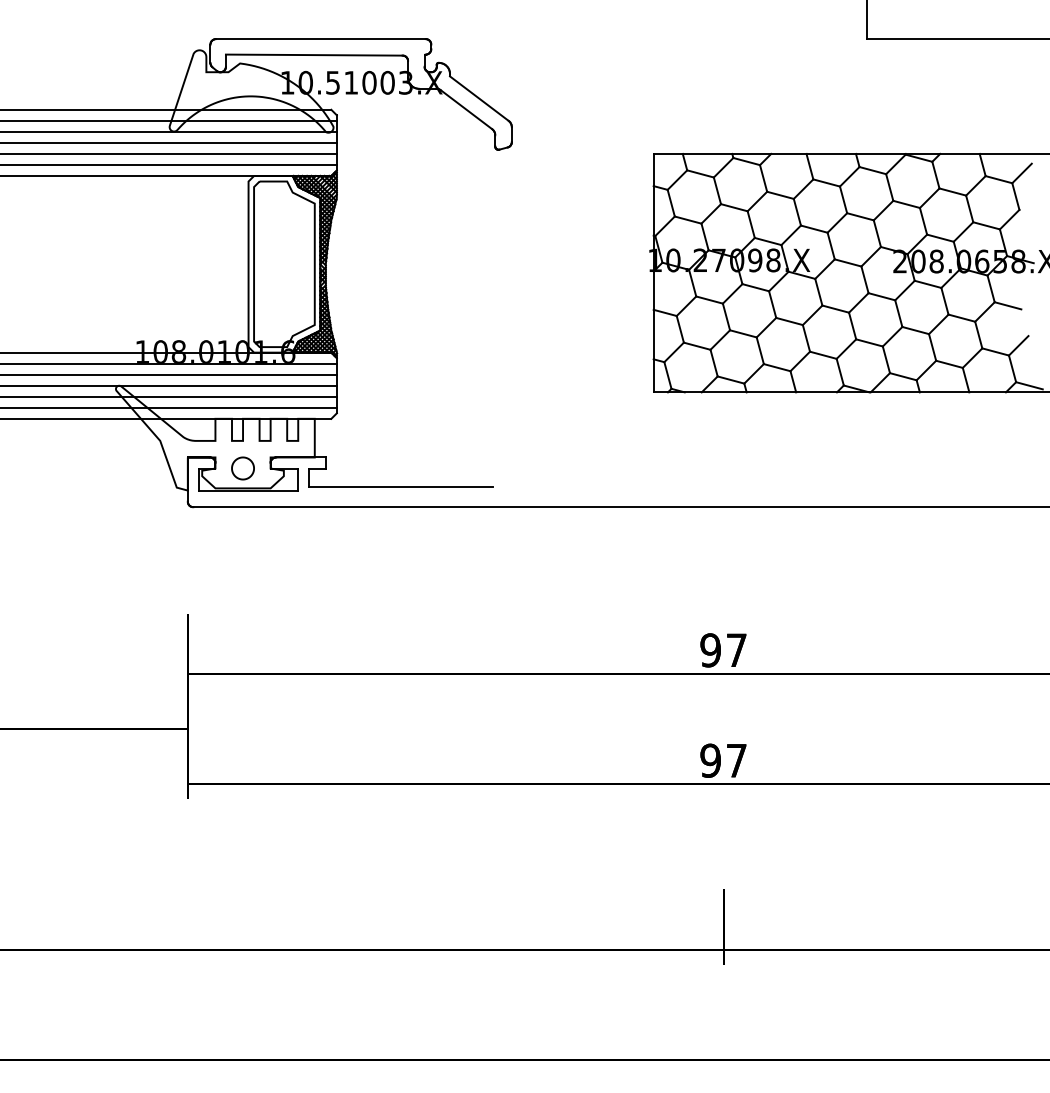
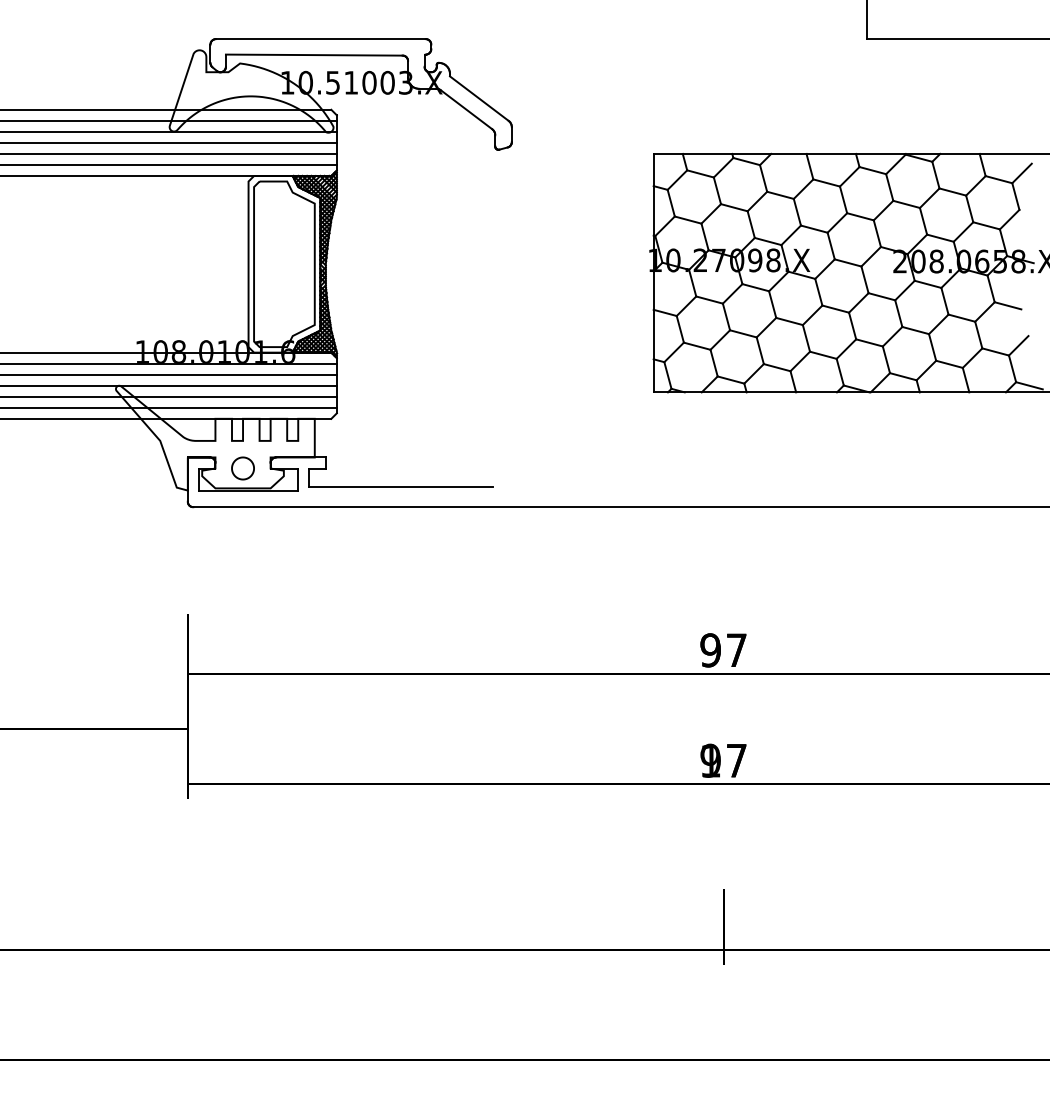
text: 97 -> 17 (710, 760)
